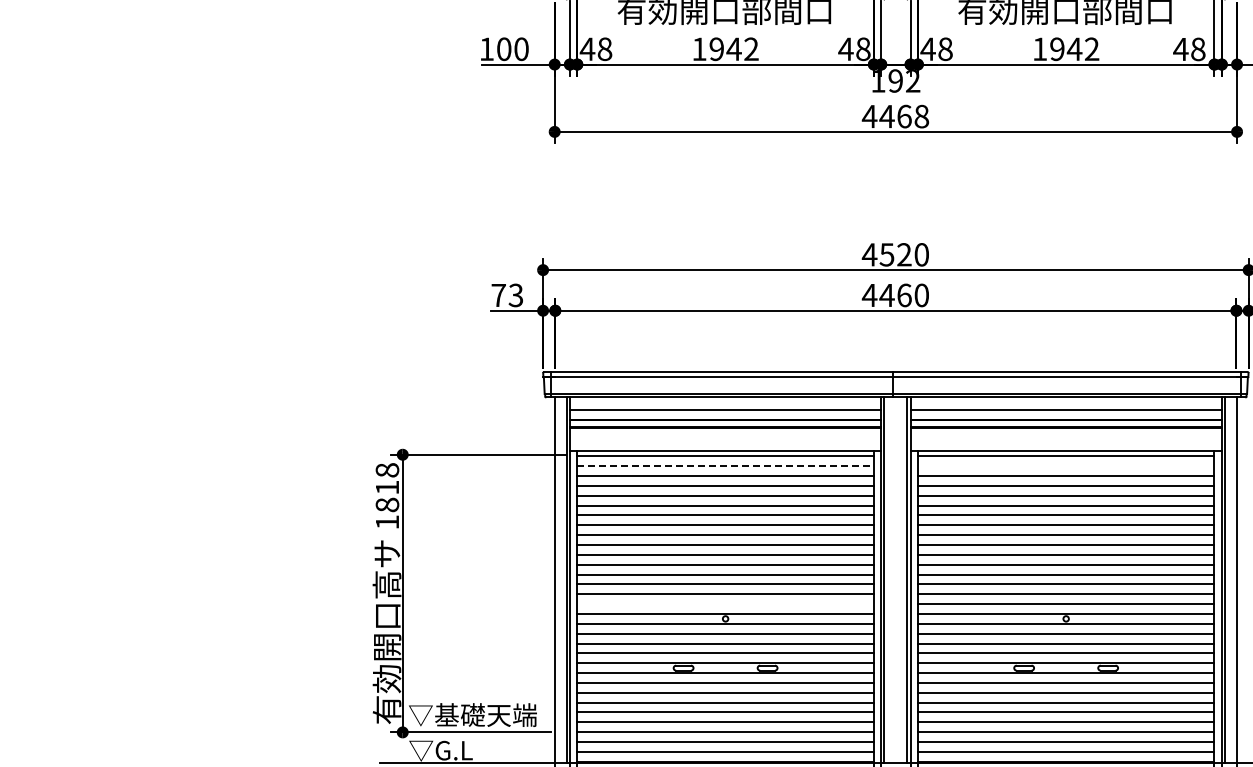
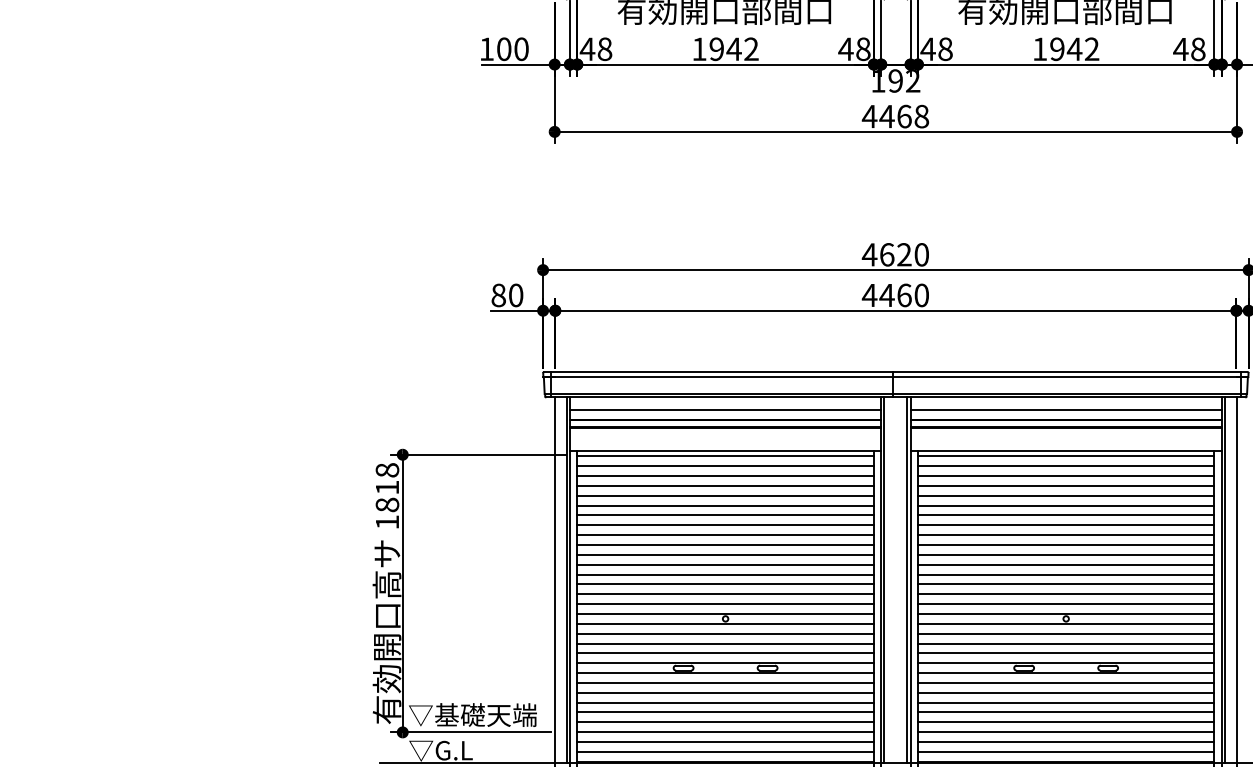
text: 4520 -> 4620 (886, 254)
text: 73 -> 80 (507, 295)
line: dashed -> solid (726, 466)
line: none -> present (1065, 466)
line: none -> present (725, 604)
